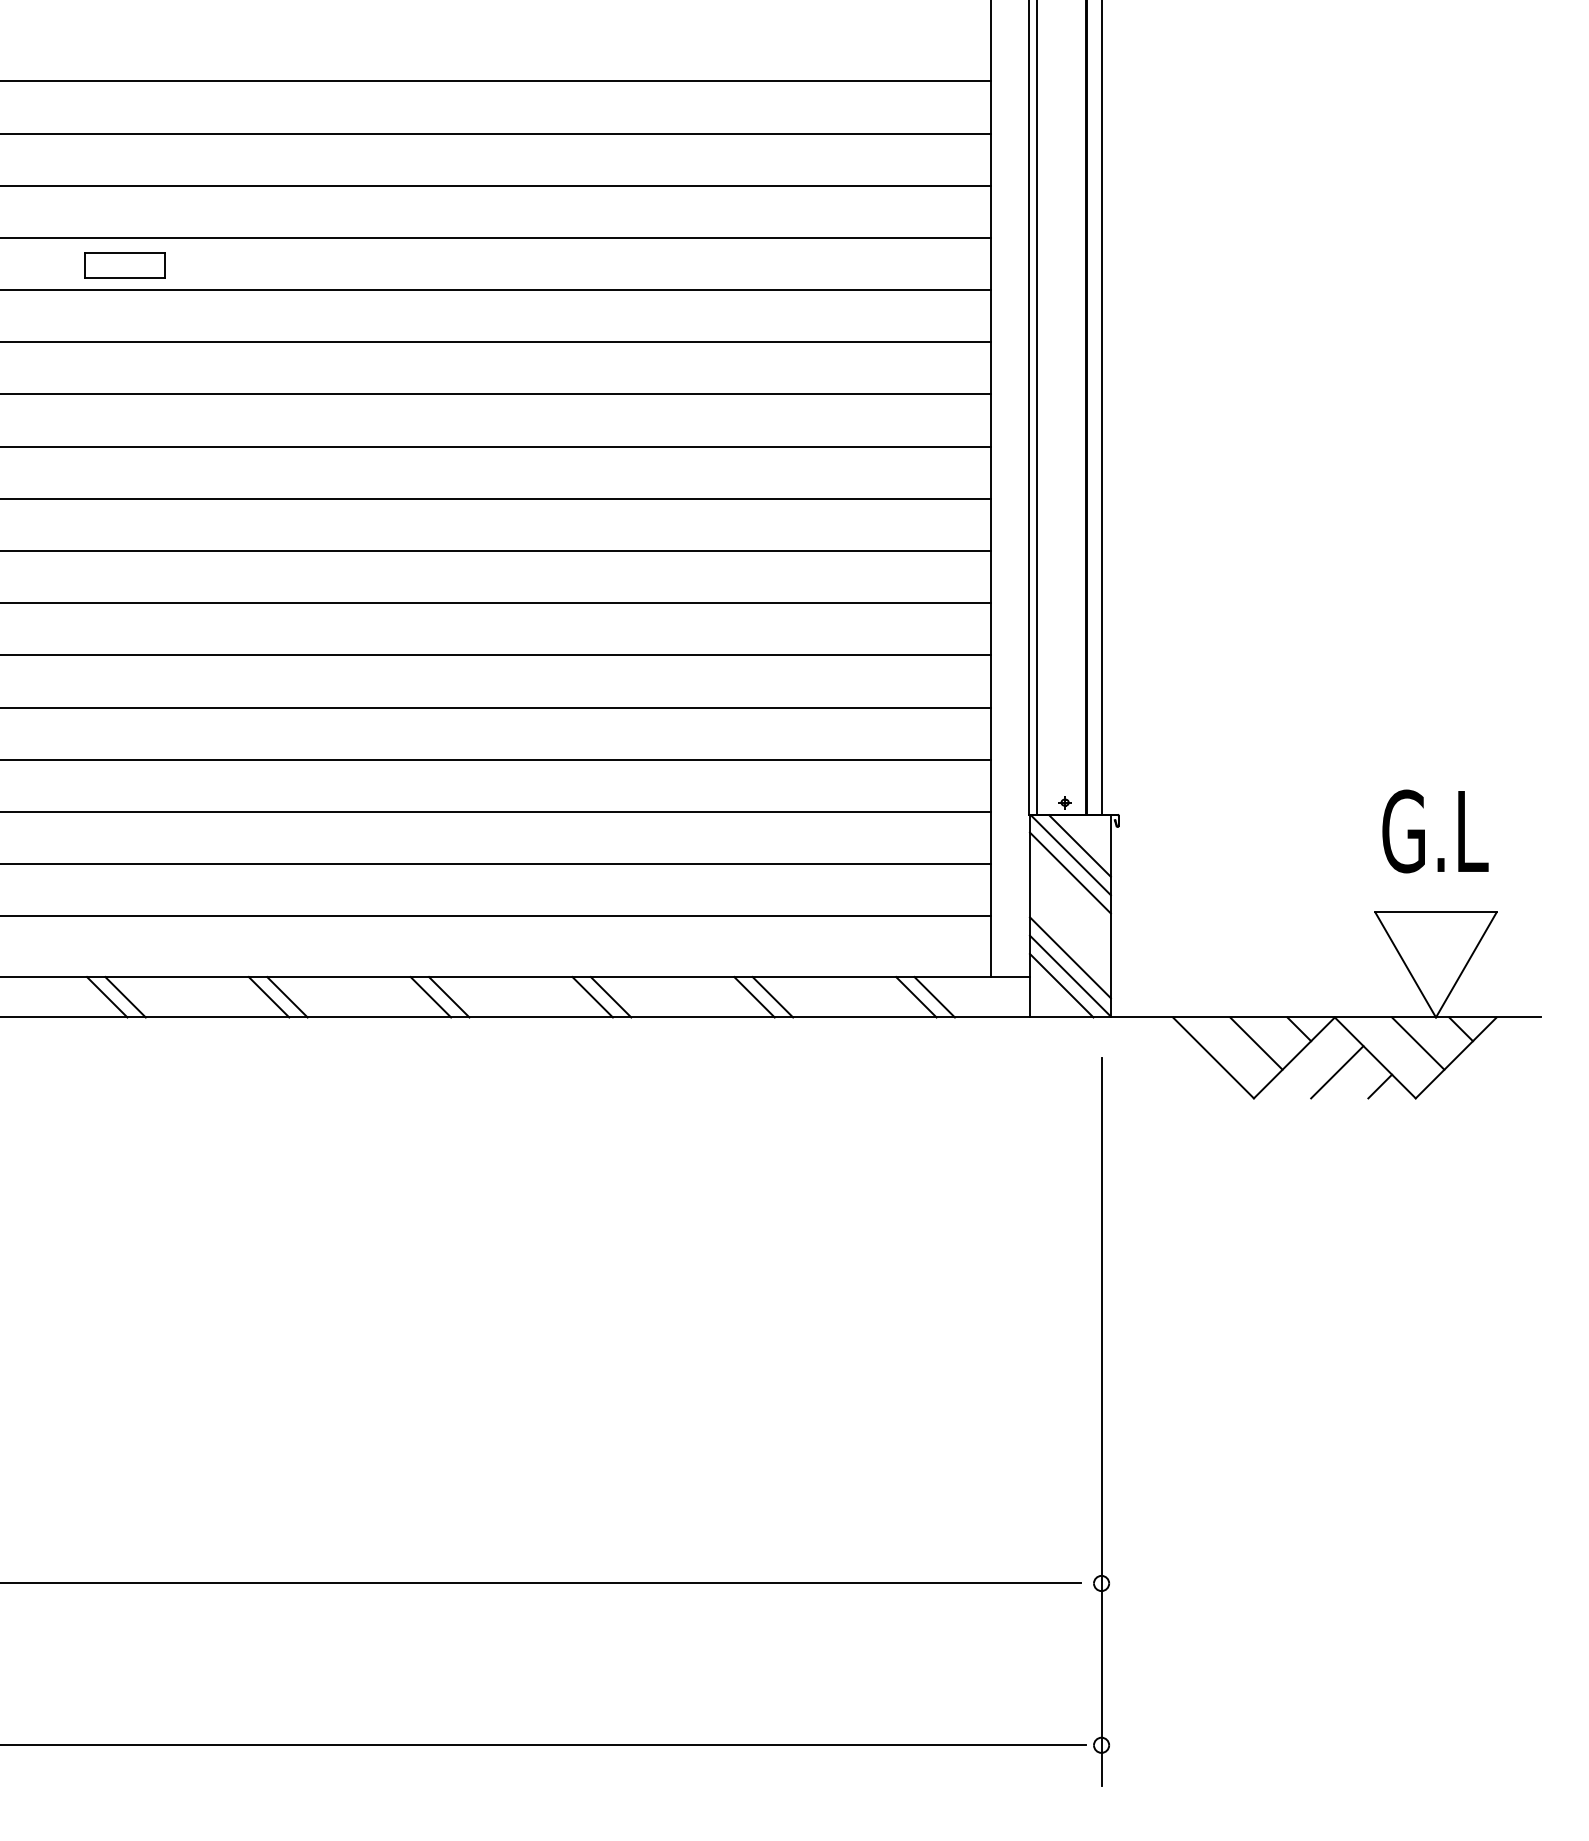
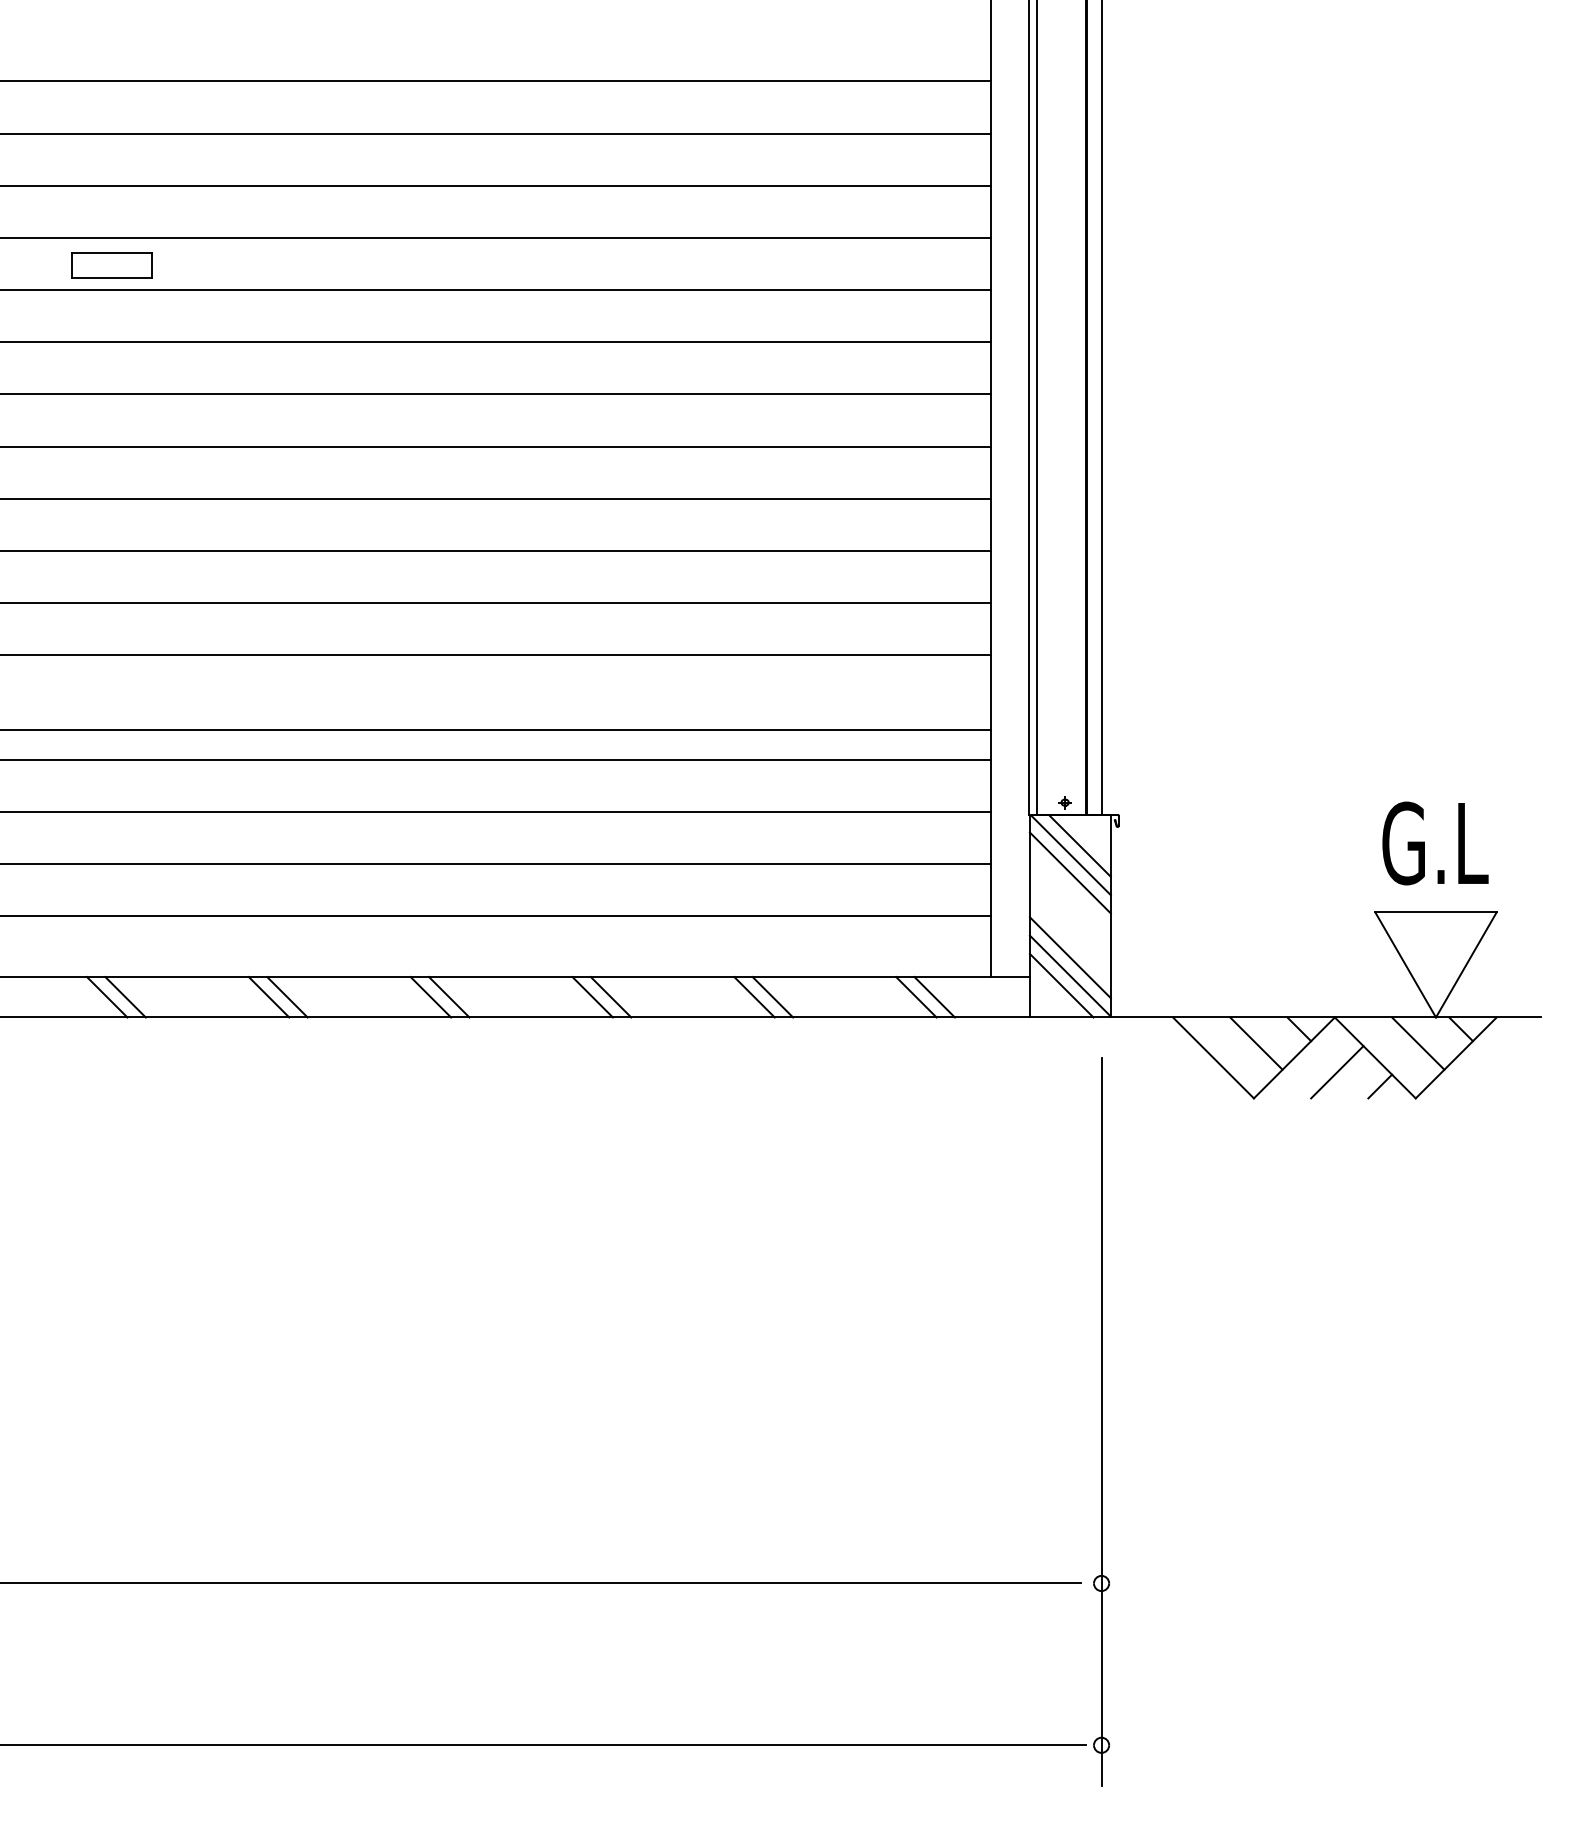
part position: (124, 265) -> (111, 265) (111, 265)
line position: (496, 707) -> (496, 729) (496, 729)
text position: (1435, 831) -> (1435, 843) (1435, 843)
